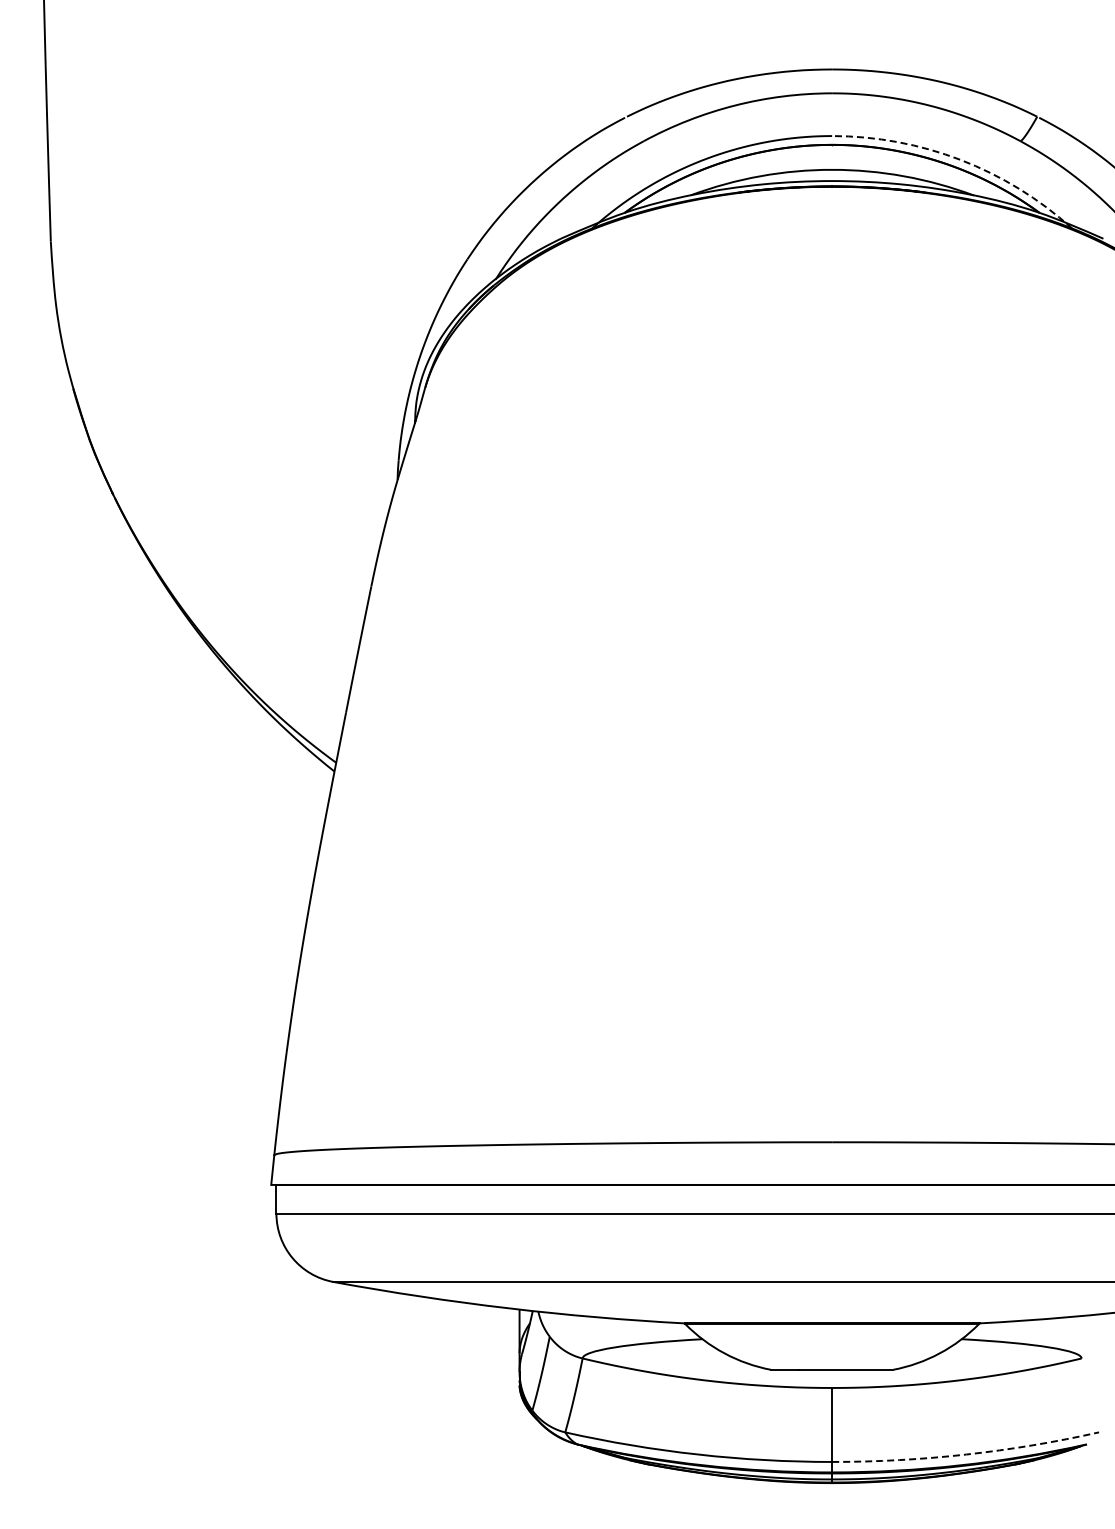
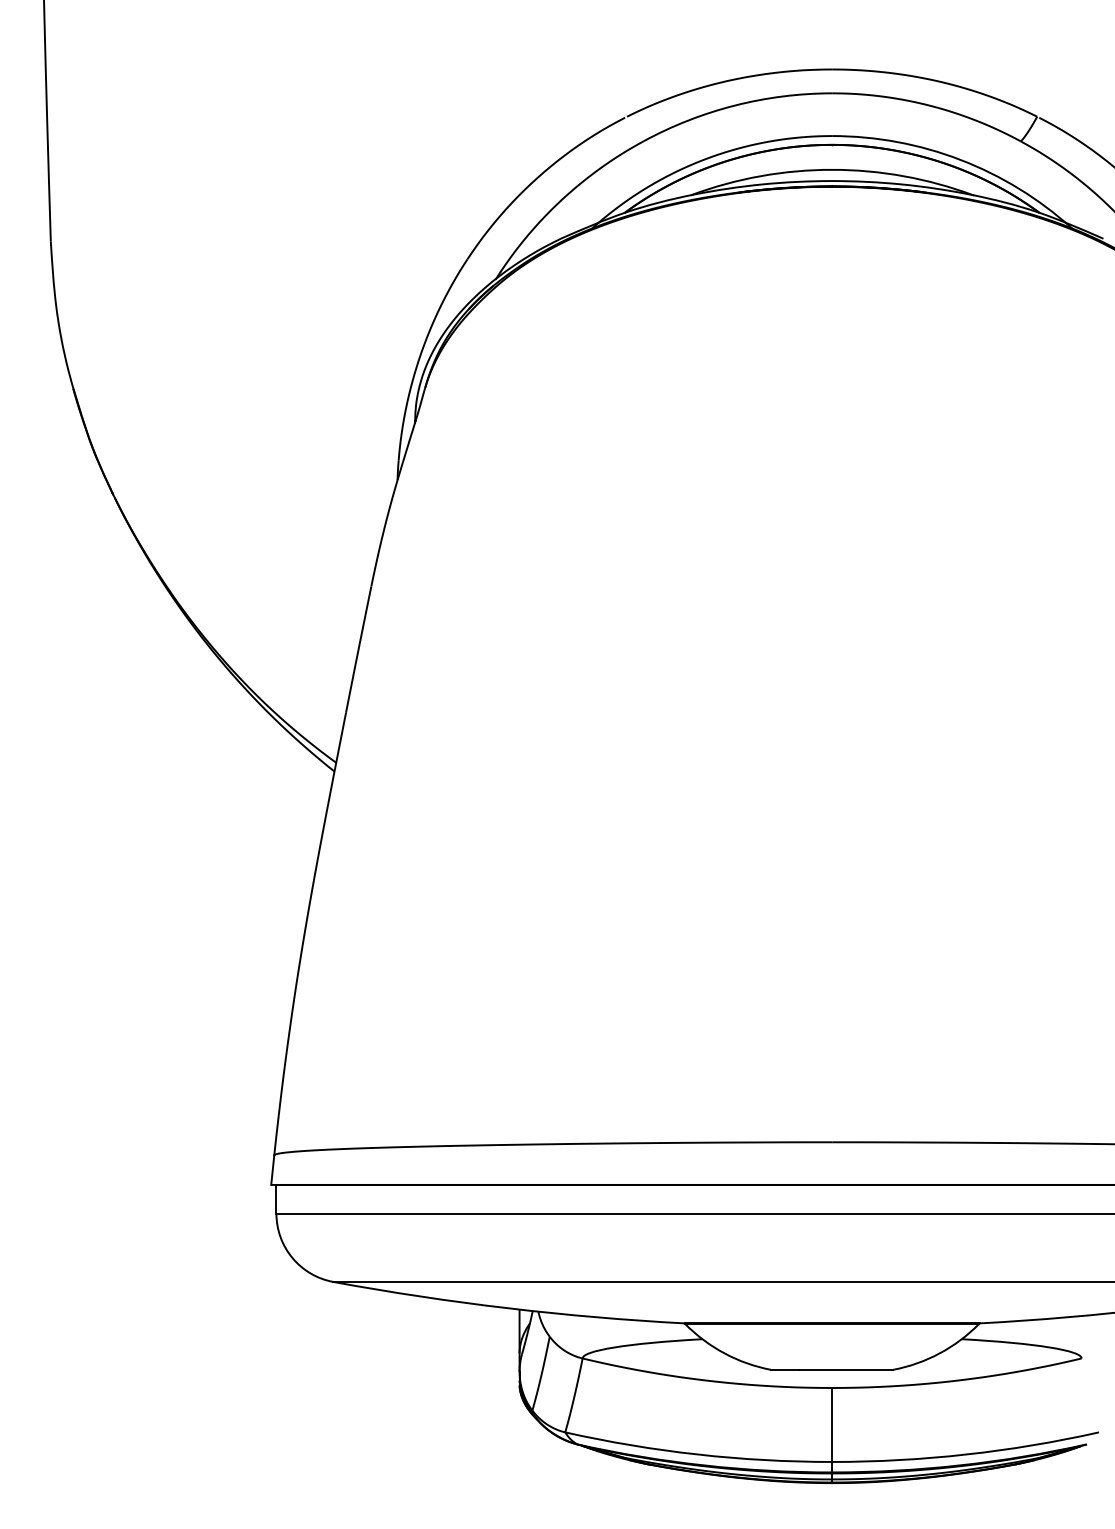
arc: dashed -> solid (960, 159)
arc: dashed -> solid (966, 1454)
